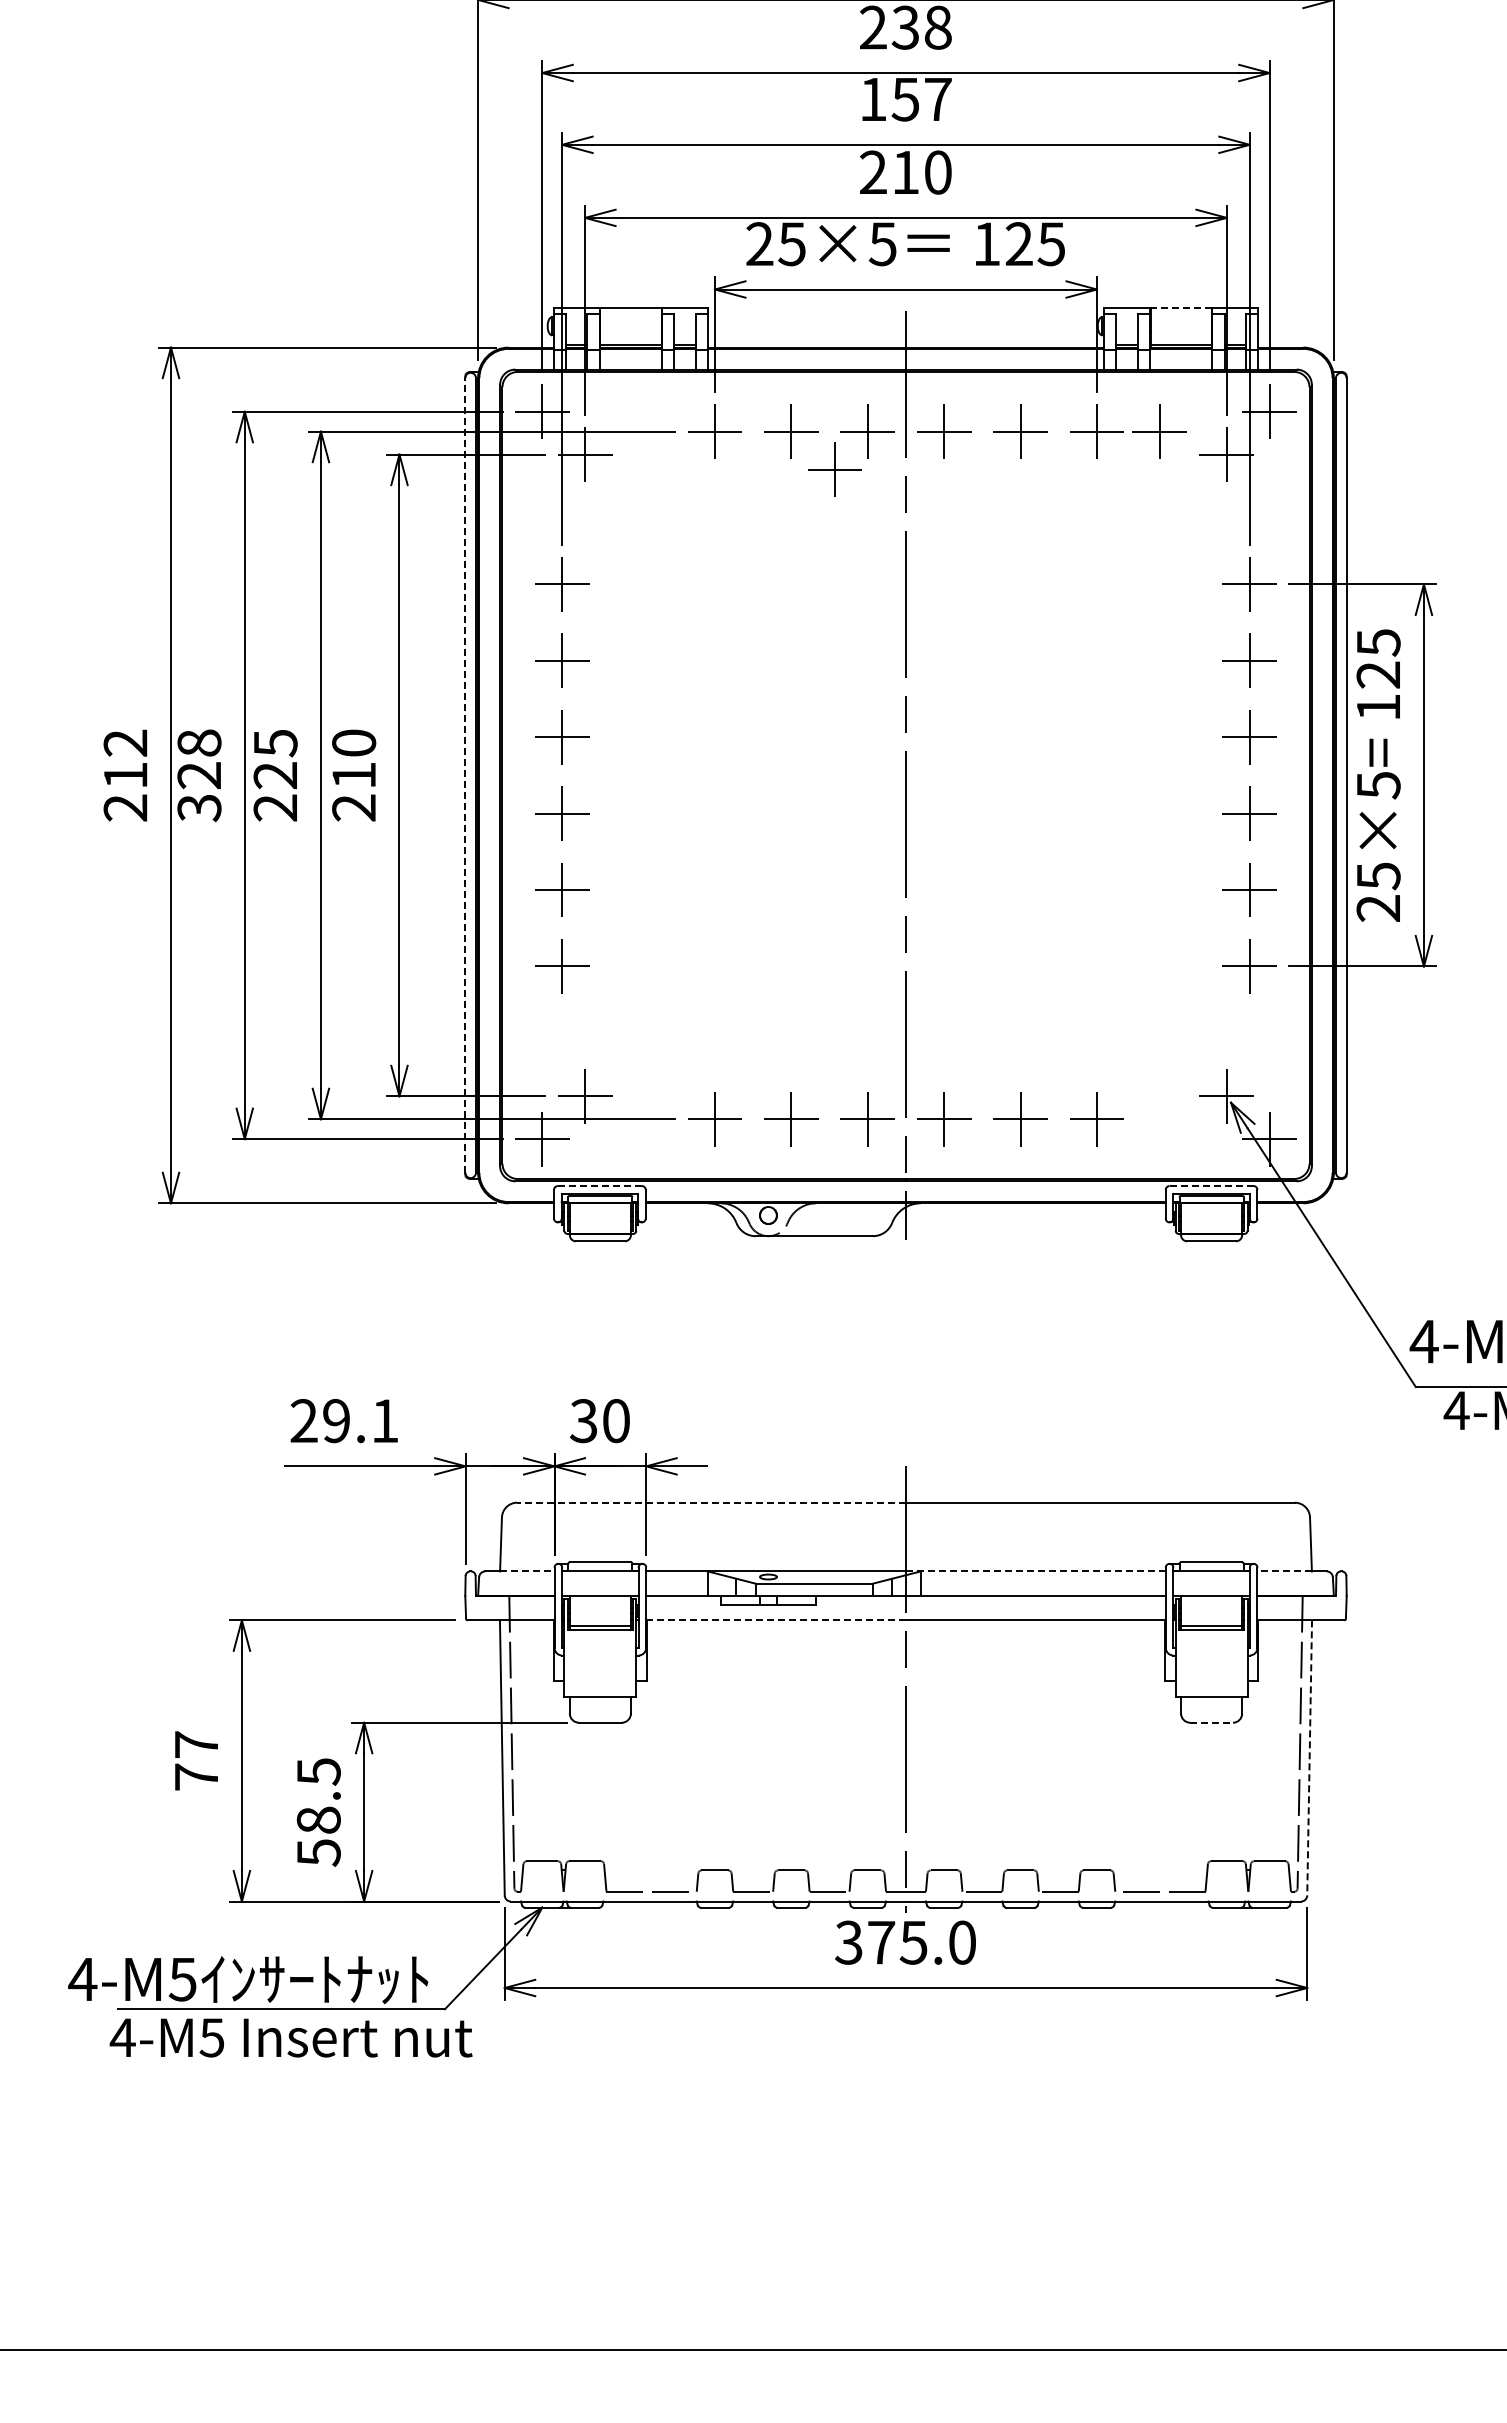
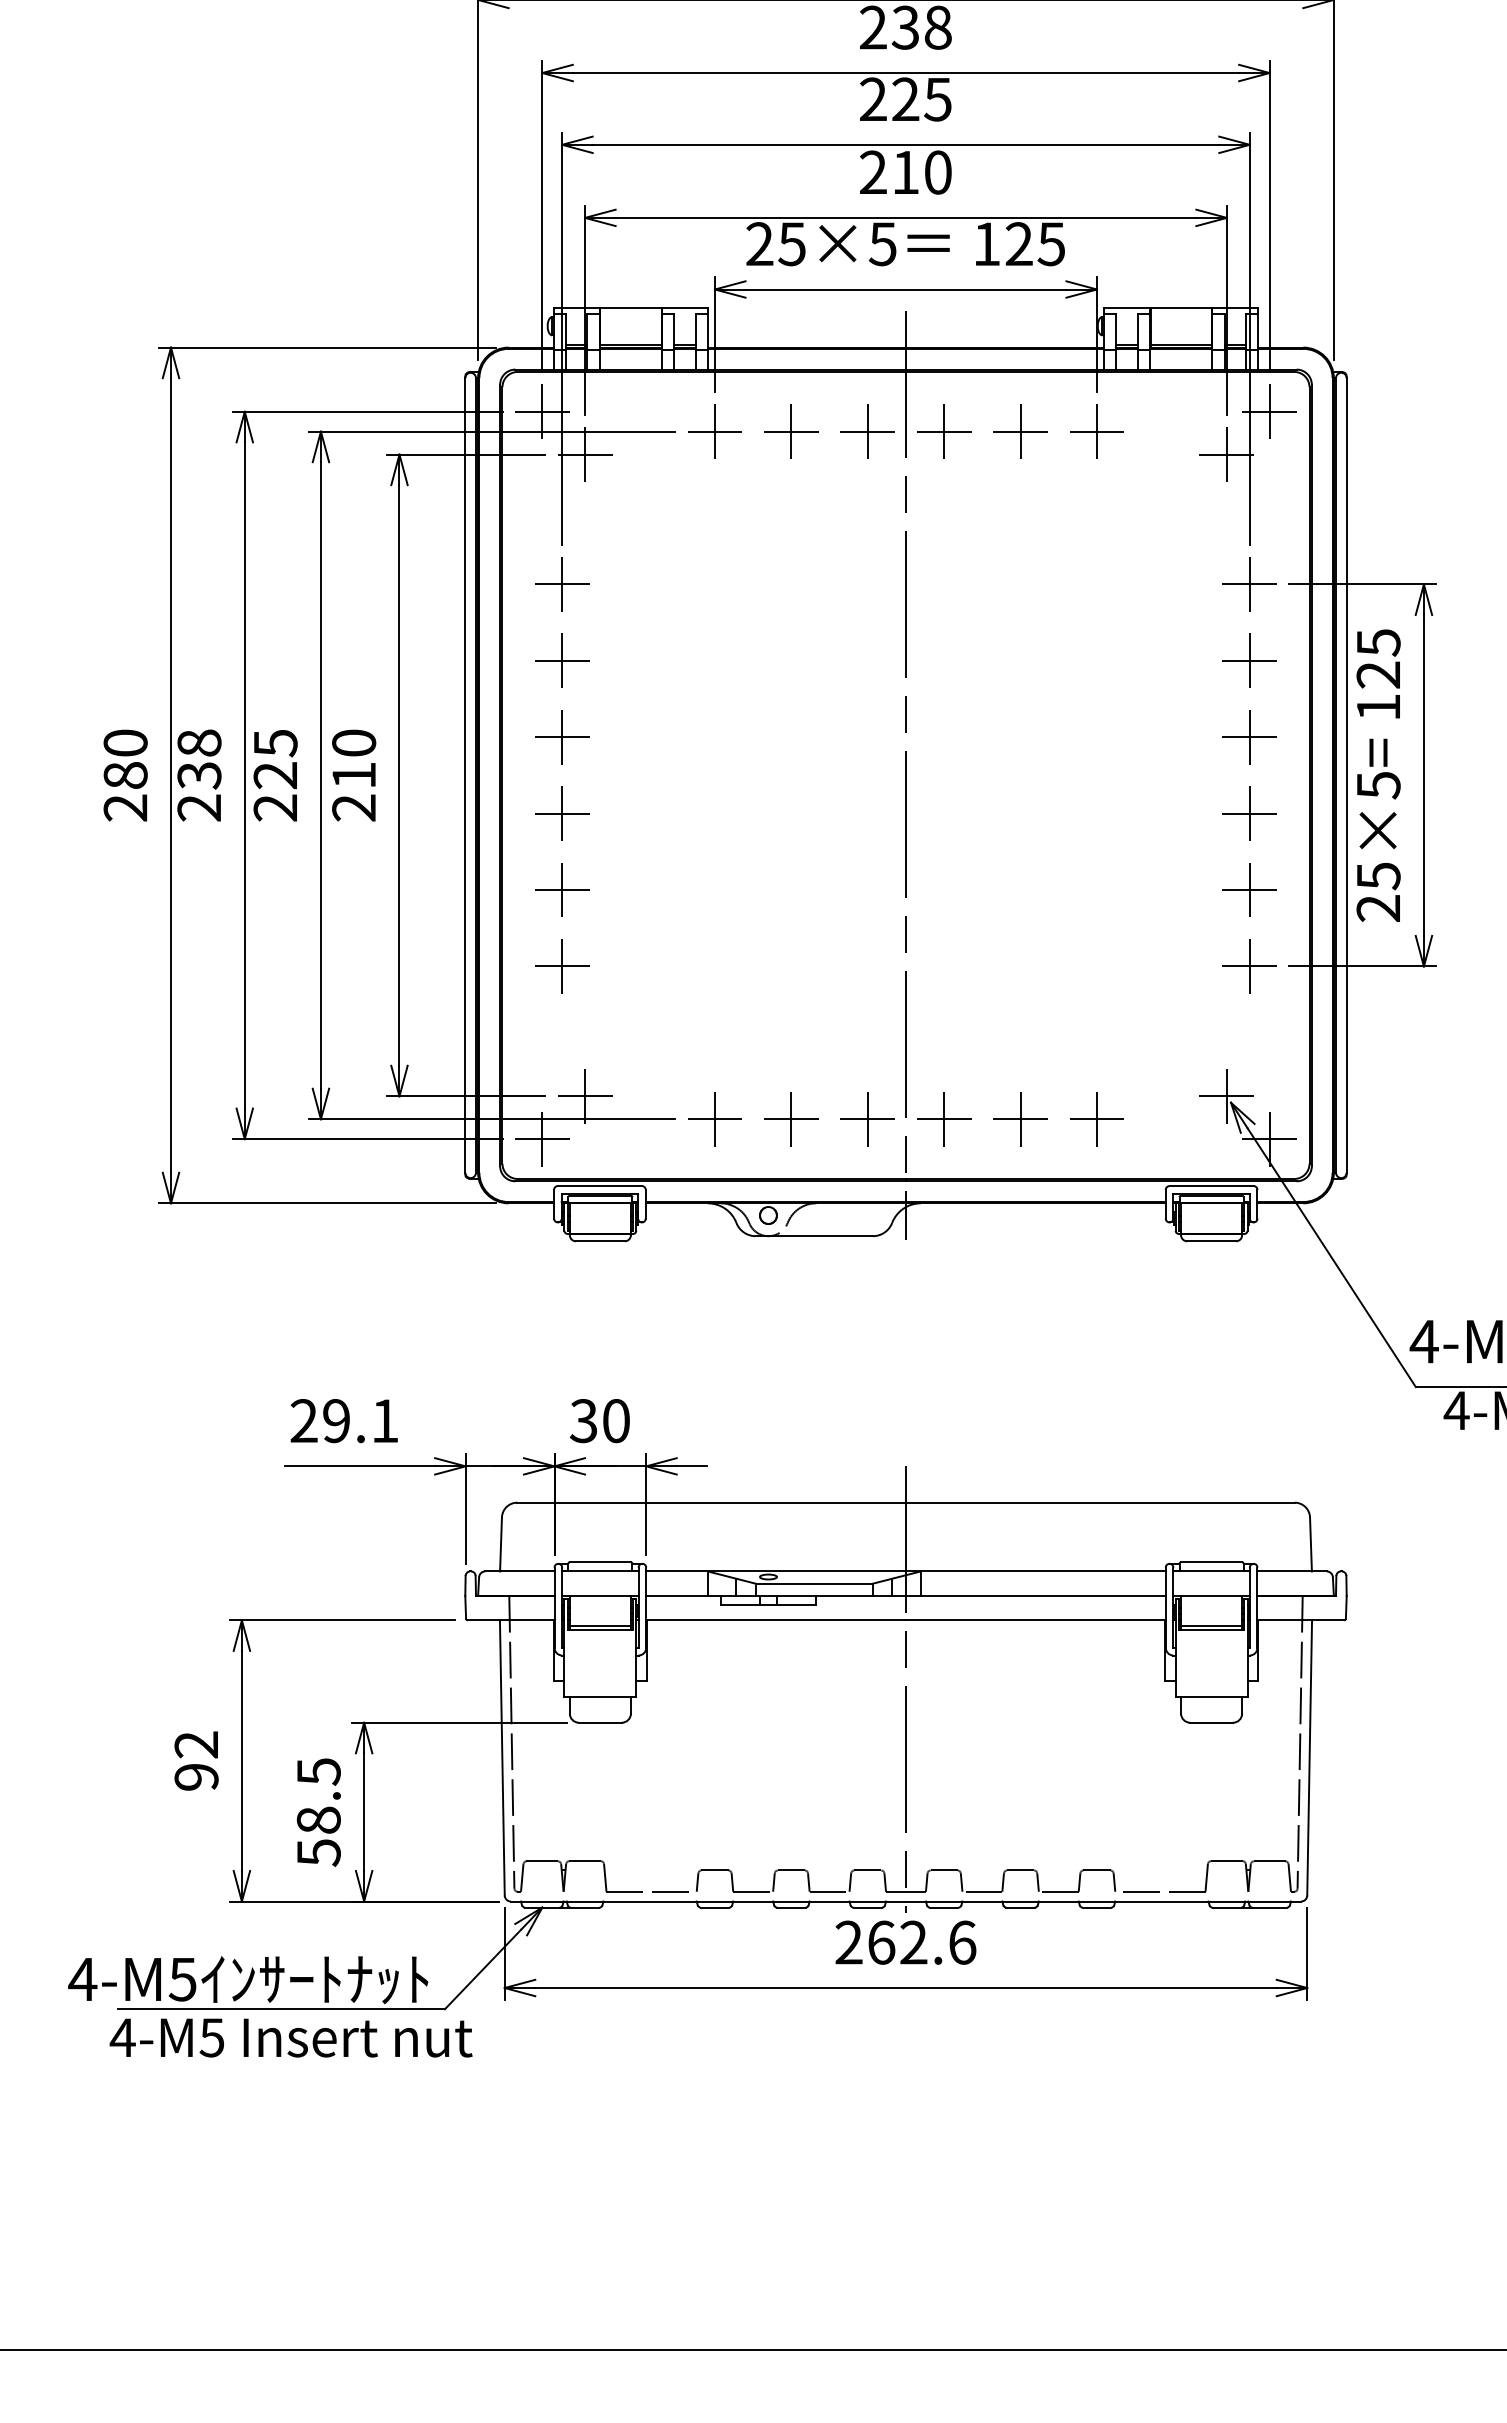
text: 157 -> 225 (905, 99)
line: dashed -> solid (1181, 307)
part: present -> none (1159, 431)
part: present -> none (834, 469)
text: 212 -> 280 (125, 758)
line: dashed -> solid (465, 774)
text: 328 -> 238 (199, 792)
line: dashed -> solid (600, 1186)
line: dashed -> solid (1211, 1186)
line: dashed -> solid (711, 1502)
line: dashed -> solid (527, 1571)
line: dashed -> solid (1035, 1571)
line: dashed -> solid (1284, 1571)
line: dashed -> solid (776, 1620)
line: dashed -> solid (1212, 1722)
line: dashed -> solid (1309, 1757)
text: 77 -> 92 (196, 1760)
text: 375.0 -> 262.6 (905, 1942)
